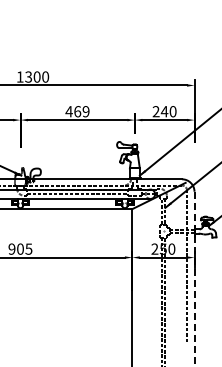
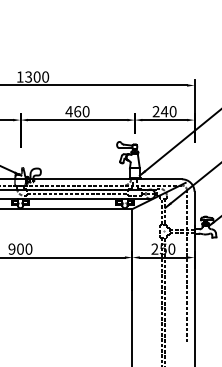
text: 469 -> 460 (85, 111)
text: 905 -> 900 (28, 248)
line: dashed -> solid (194, 279)
